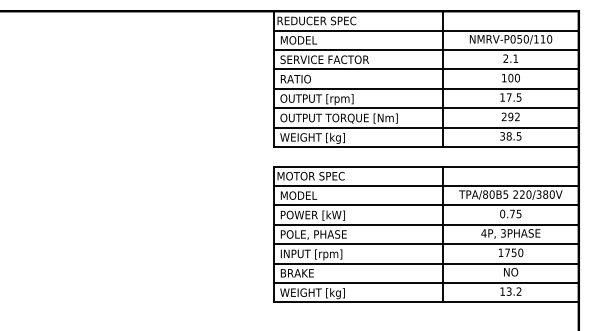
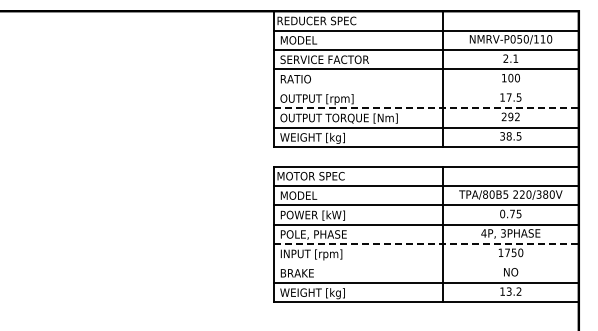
line: present -> none (426, 88)
line: solid -> dashed (427, 108)
line: solid -> dashed (427, 244)
line: present -> none (426, 263)
